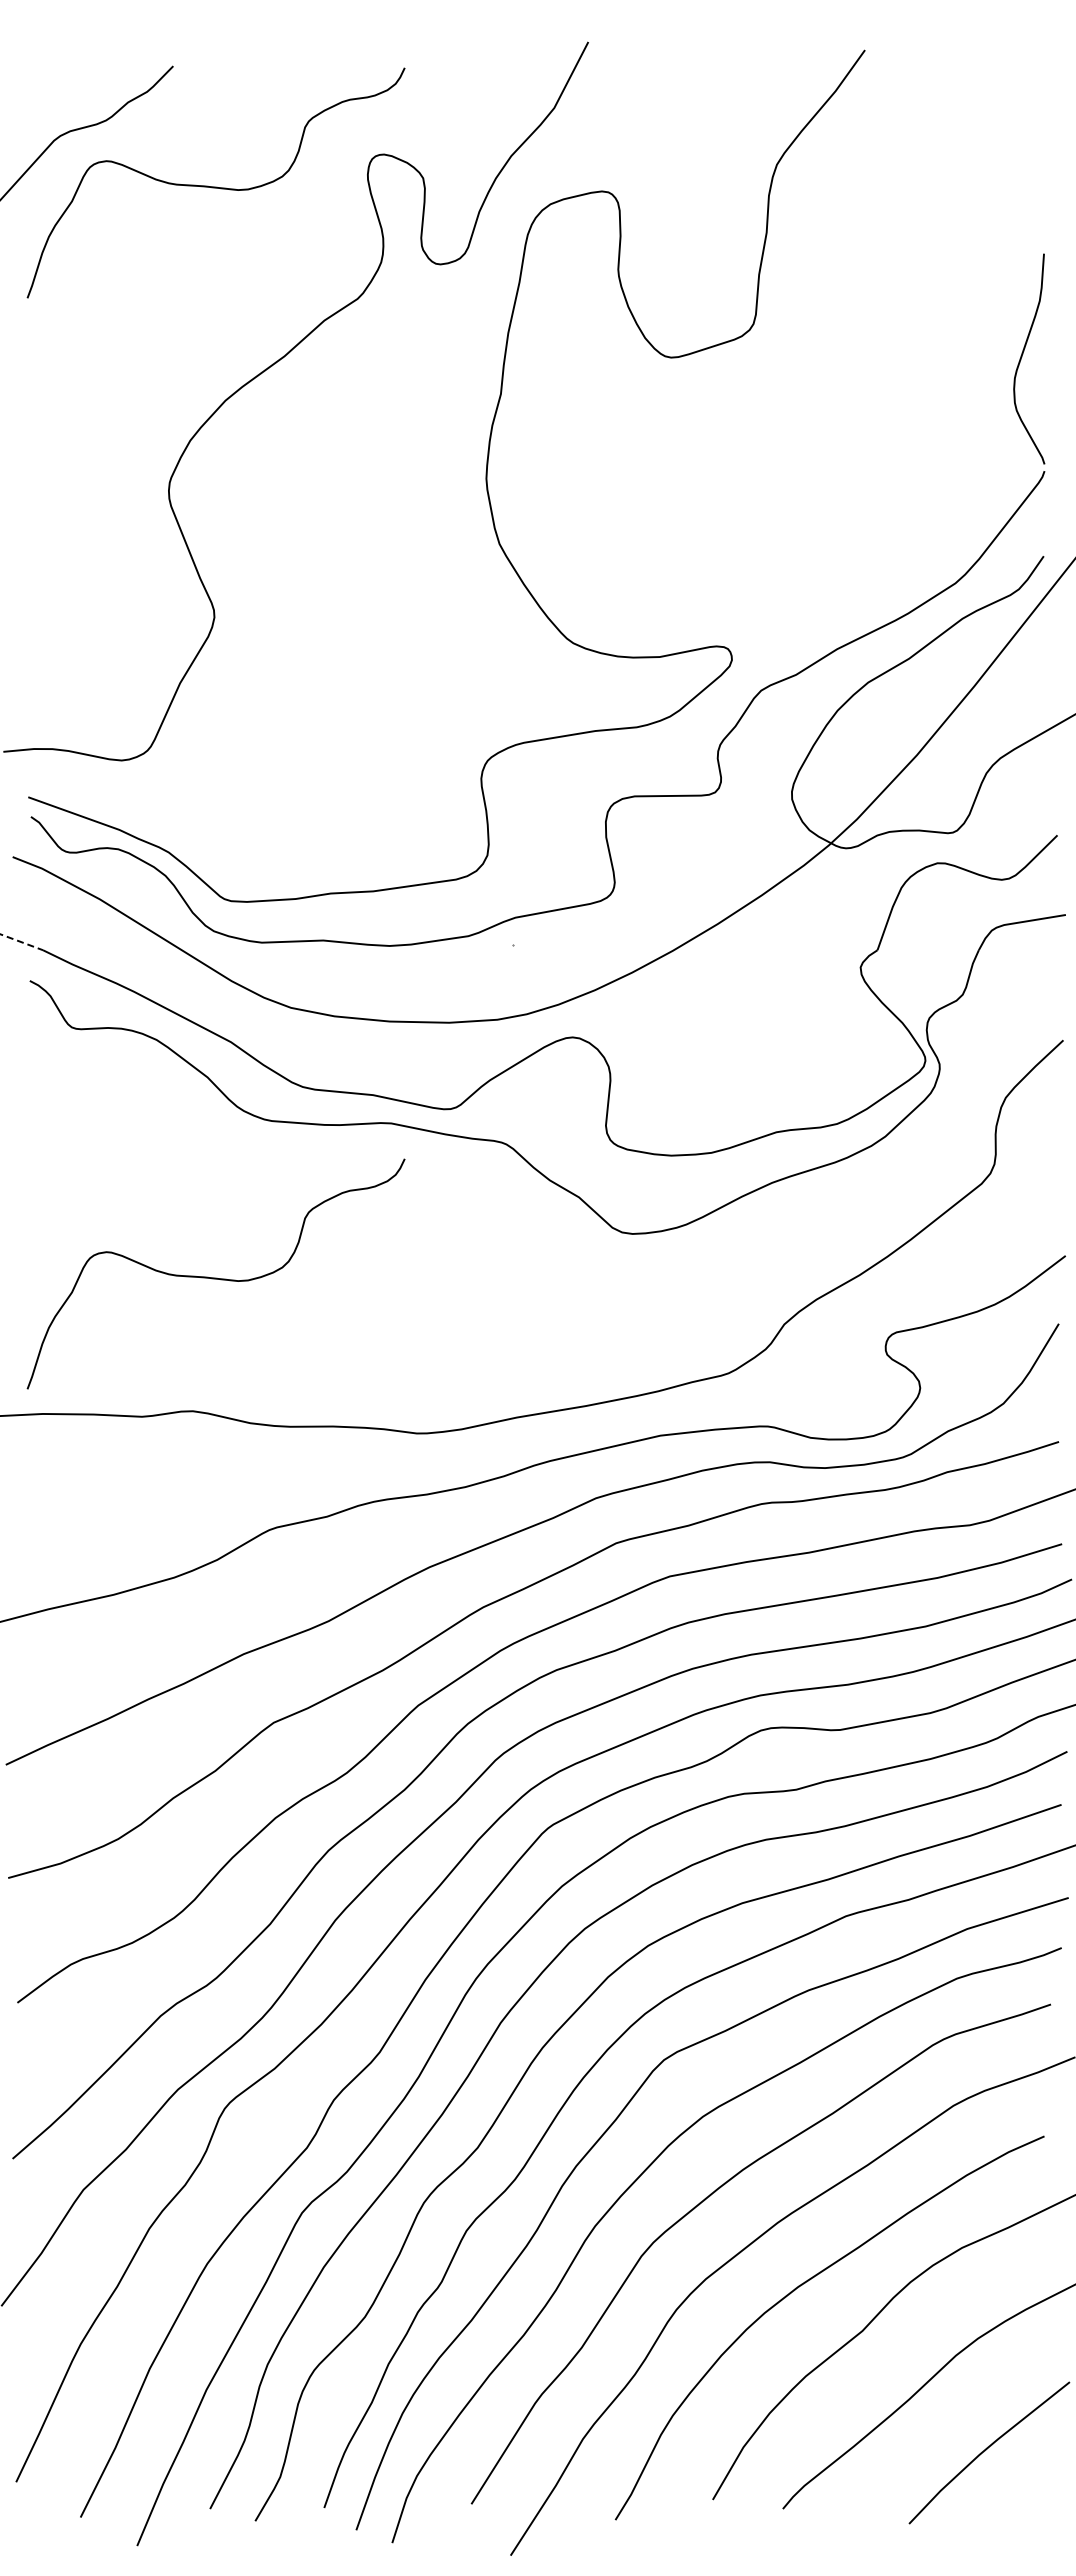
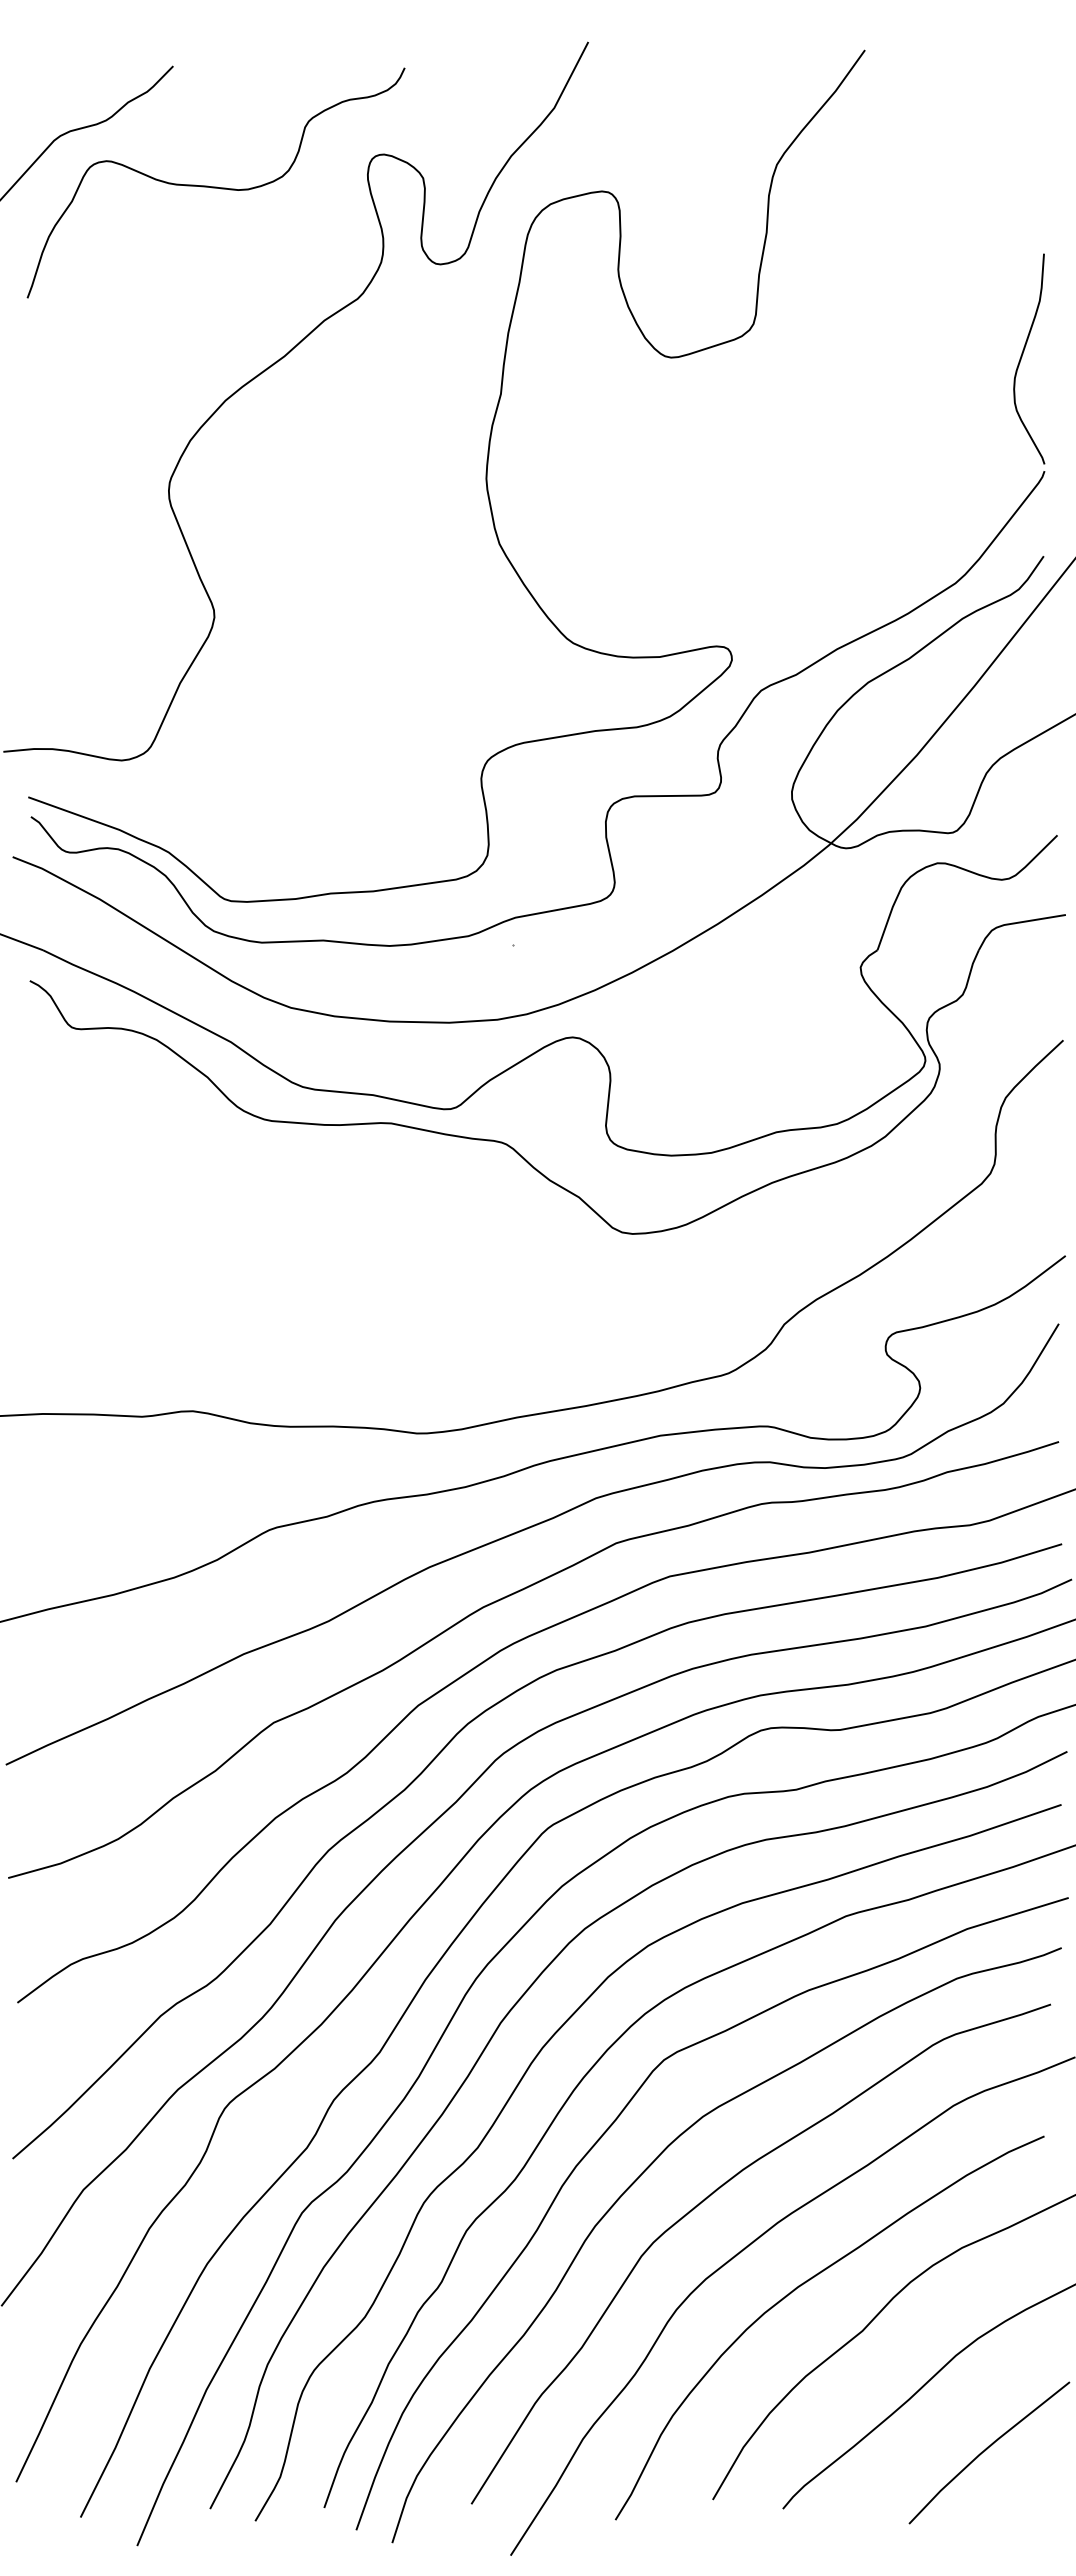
line: dashed -> solid (21, 942)
curve: present -> none (215, 1277)
